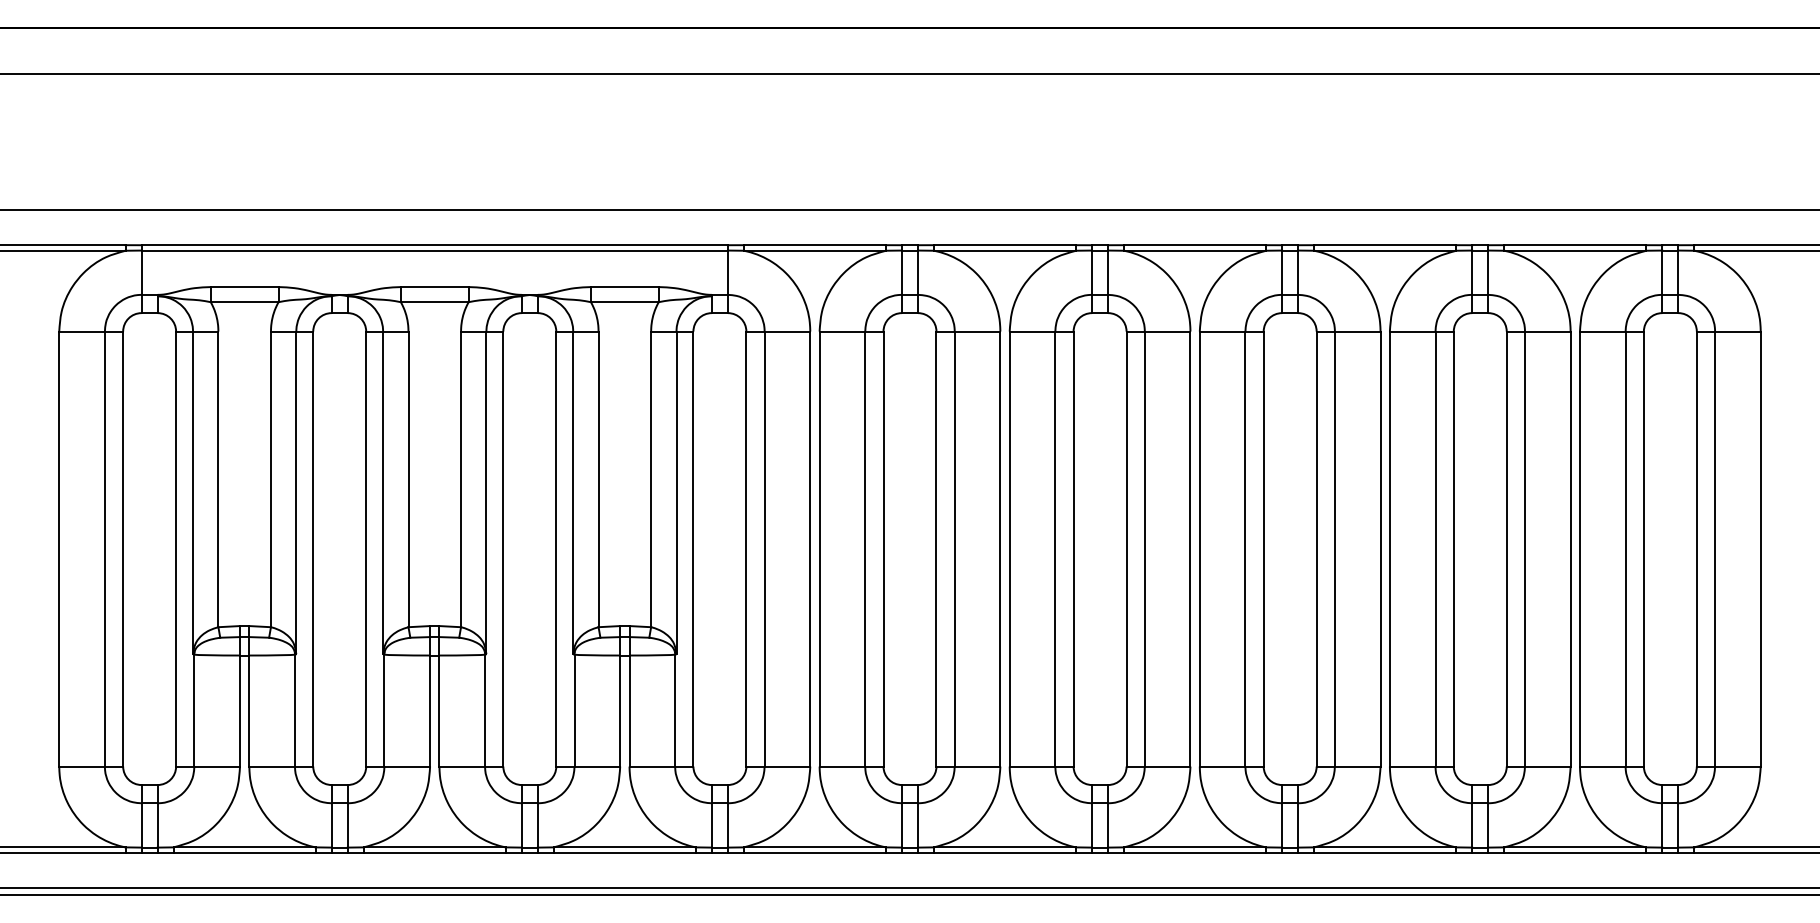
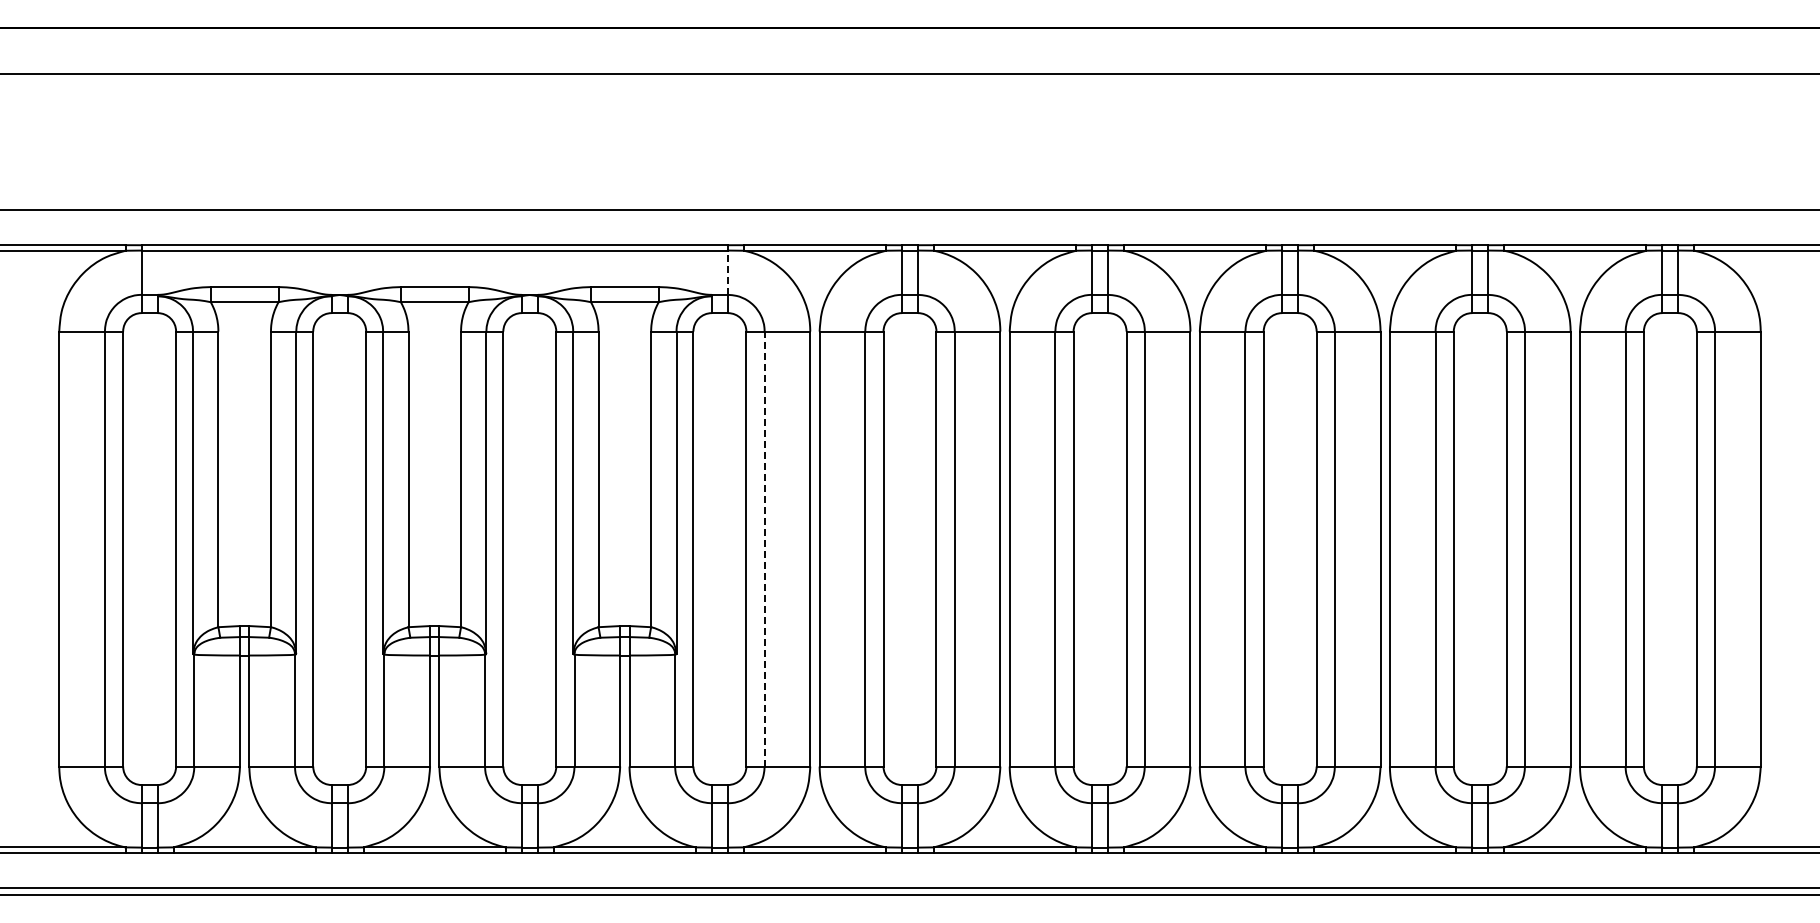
line: solid -> dashed (727, 272)
line: solid -> dashed (764, 548)
